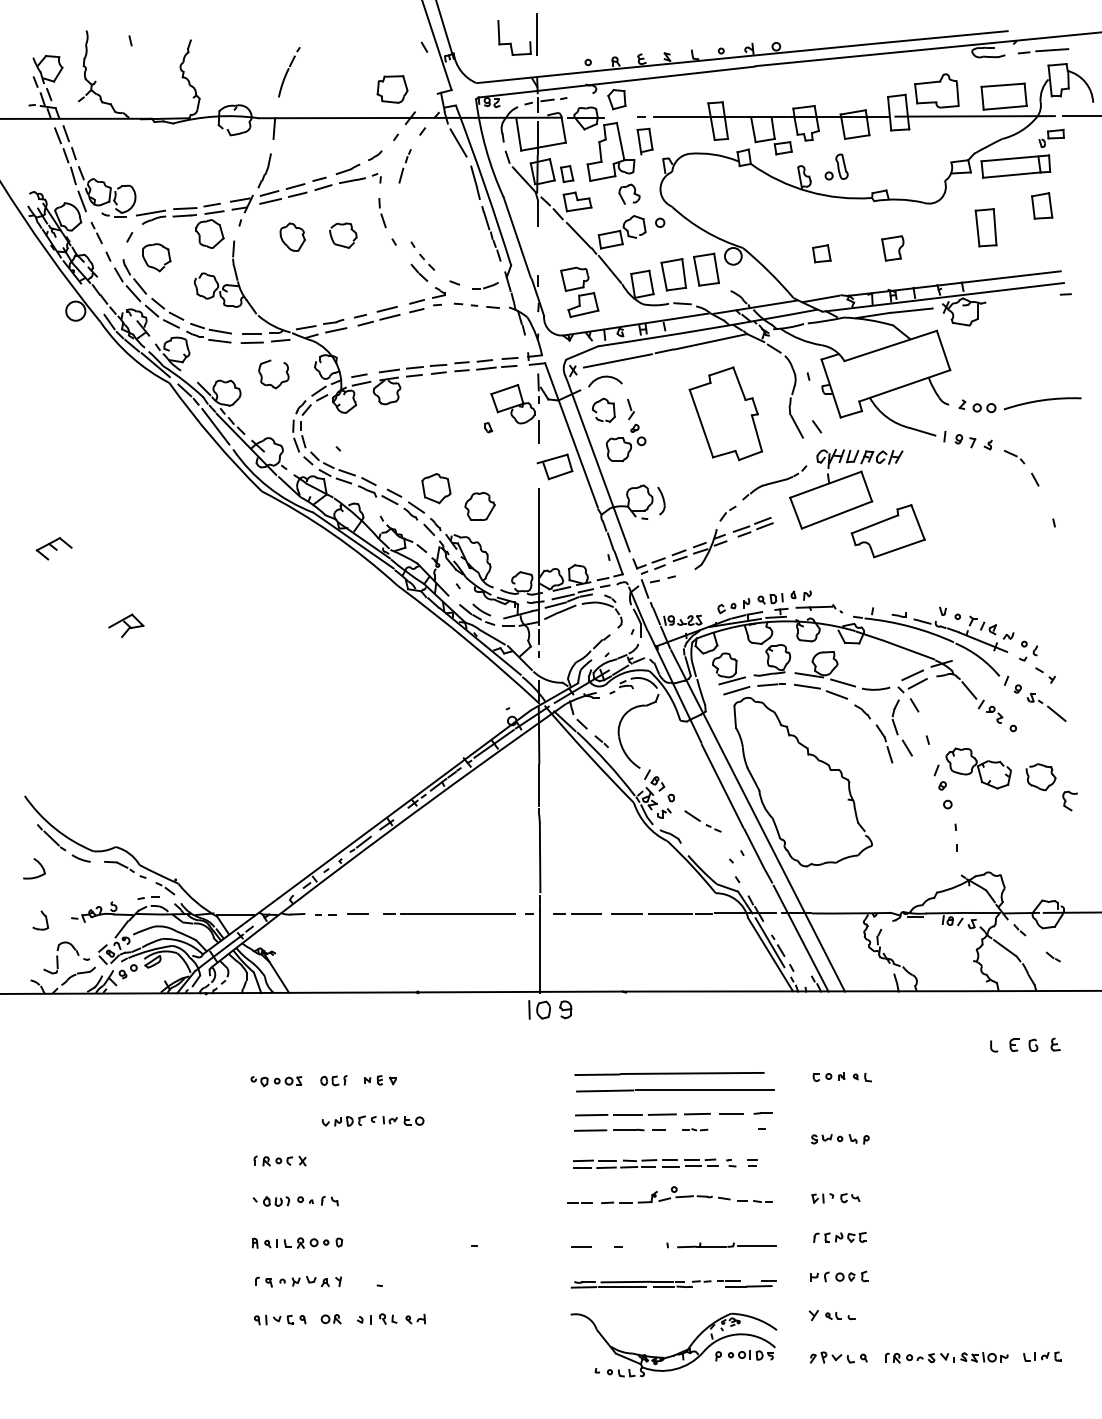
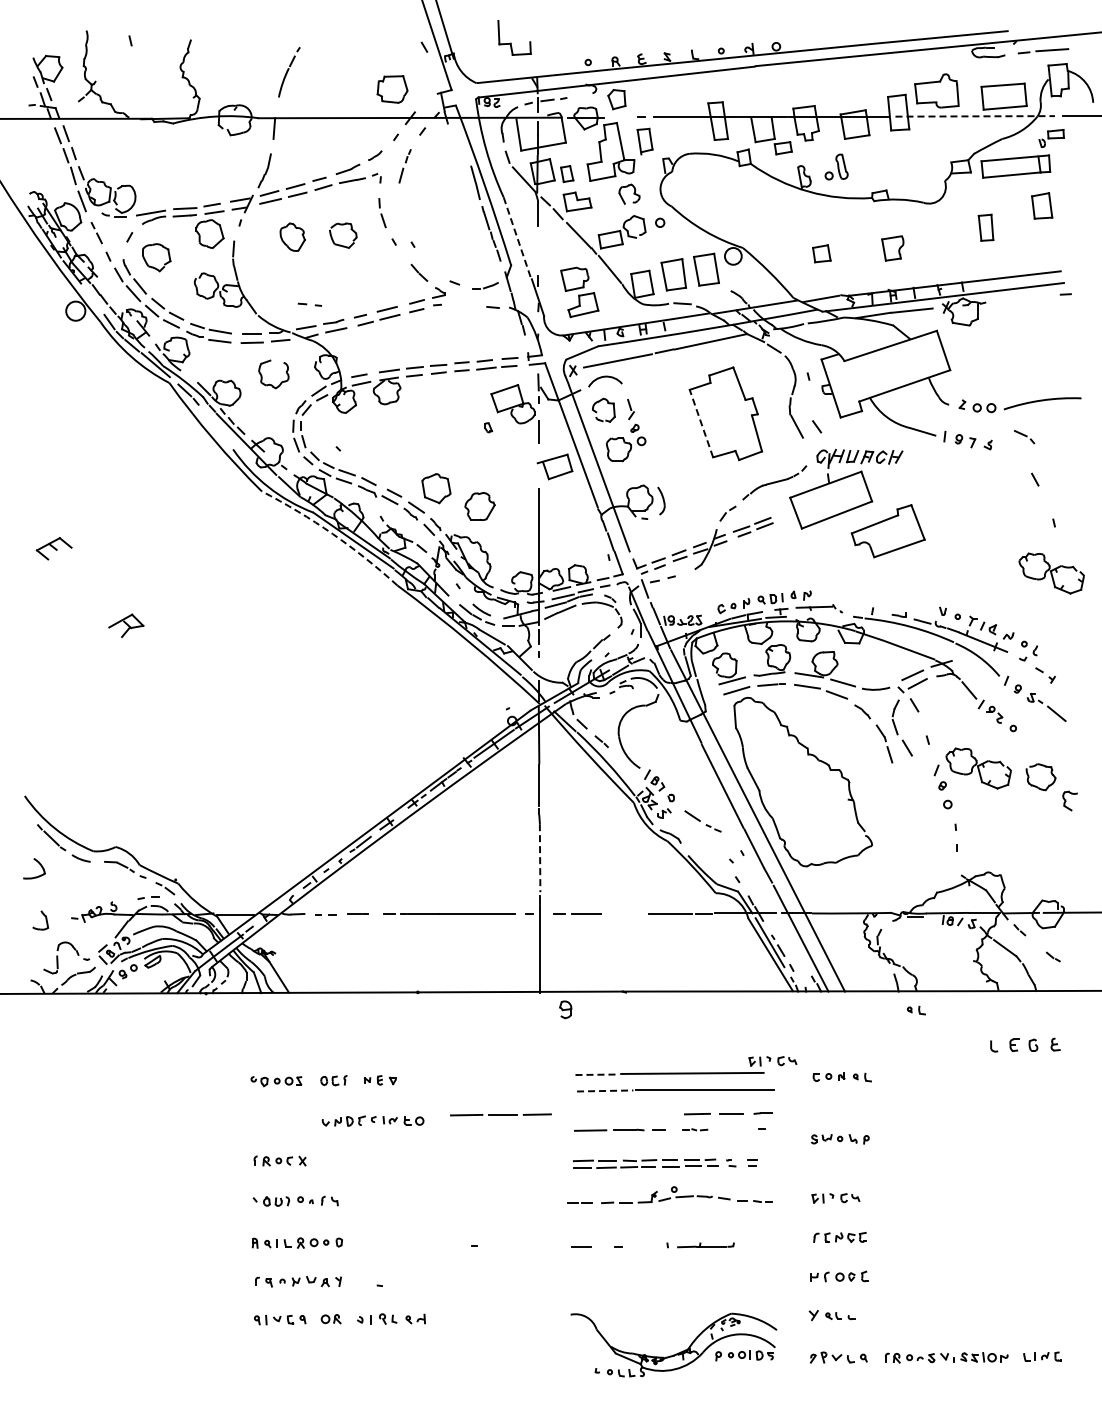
line: present -> none (537, 34)
line: solid -> dashed (975, 116)
line: present -> none (458, 142)
part size: 24x40 px -> 18x29 px (985, 227)
line: solid -> dashed (517, 238)
part: present -> none (427, 261)
part position: (465, 304) -> (309, 304) (309, 304)
line: solid -> dashed (701, 423)
line: present -> none (215, 426)
part position: (1014, 457) -> (1024, 437) (1024, 437)
arc: solid -> dashed (332, 533)
part: none -> present (1051, 573)
line: solid -> dashed (540, 858)
line: present -> none (626, 913)
part: present -> none (539, 1009)
part: none -> present (916, 1010)
part: none -> present (772, 1061)
line: solid -> dashed (598, 1074)
line: solid -> dashed (605, 1090)
line position: (625, 1114) -> (500, 1114) (500, 1114)
line: present -> none (756, 1246)
part: present -> none (673, 1284)
